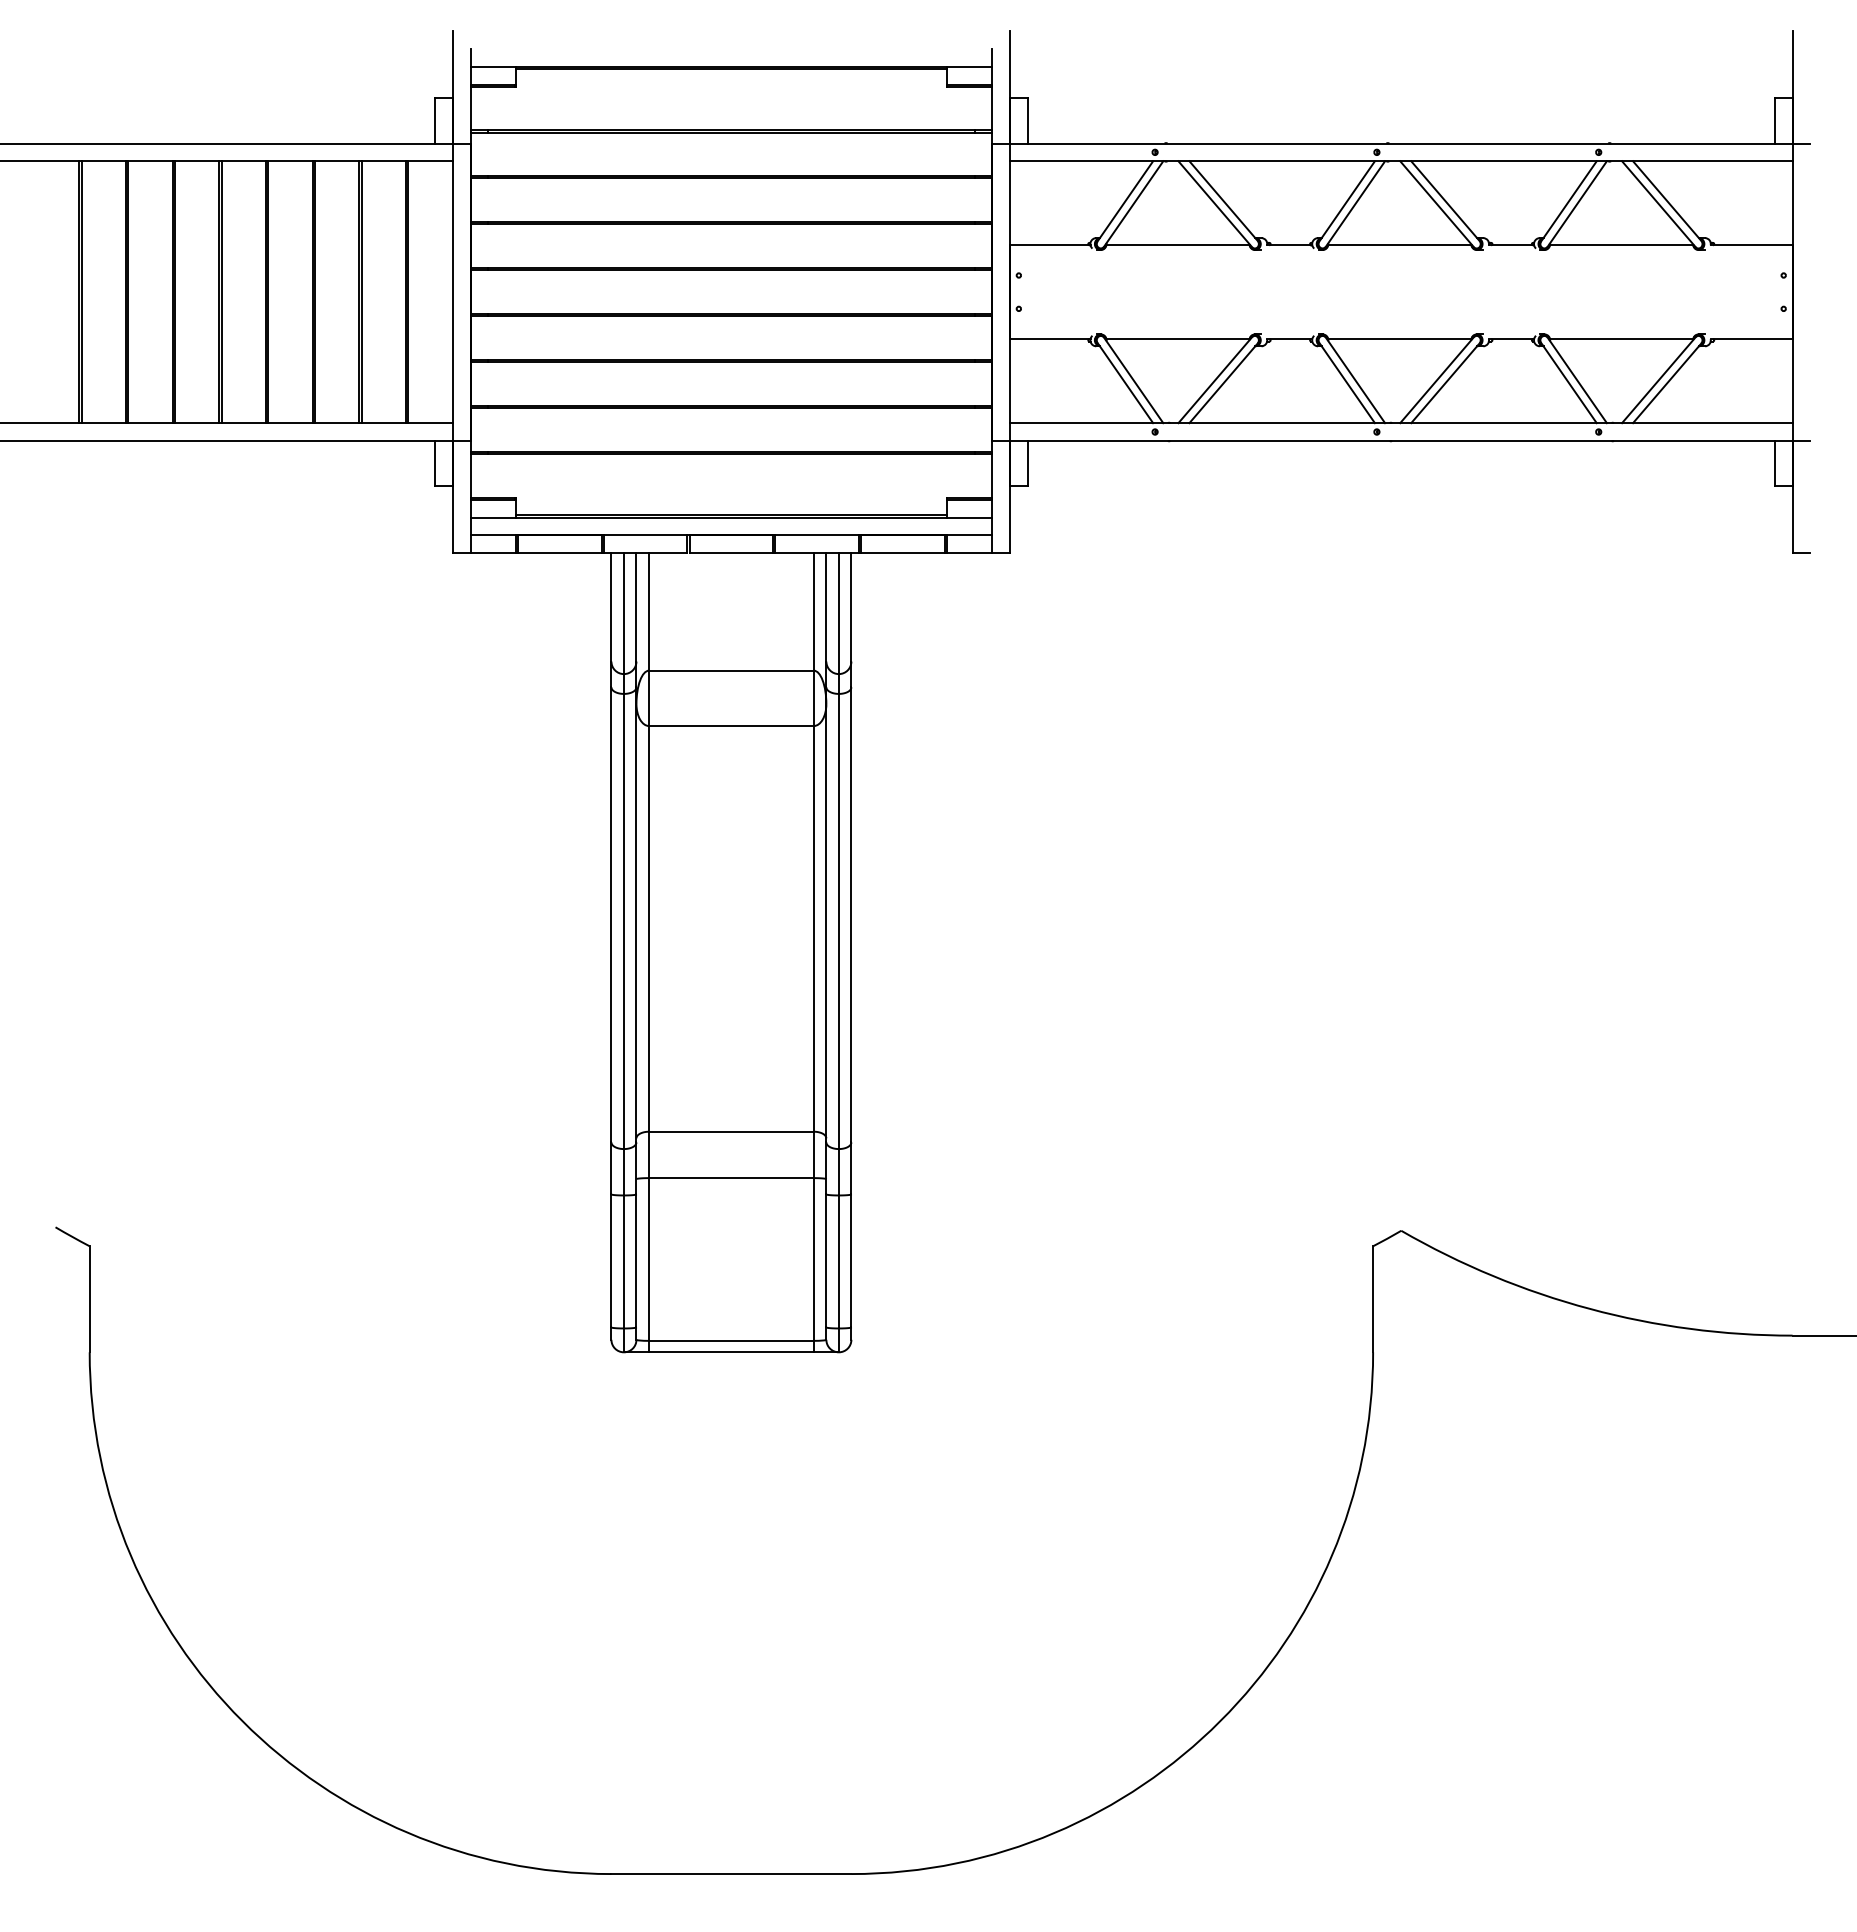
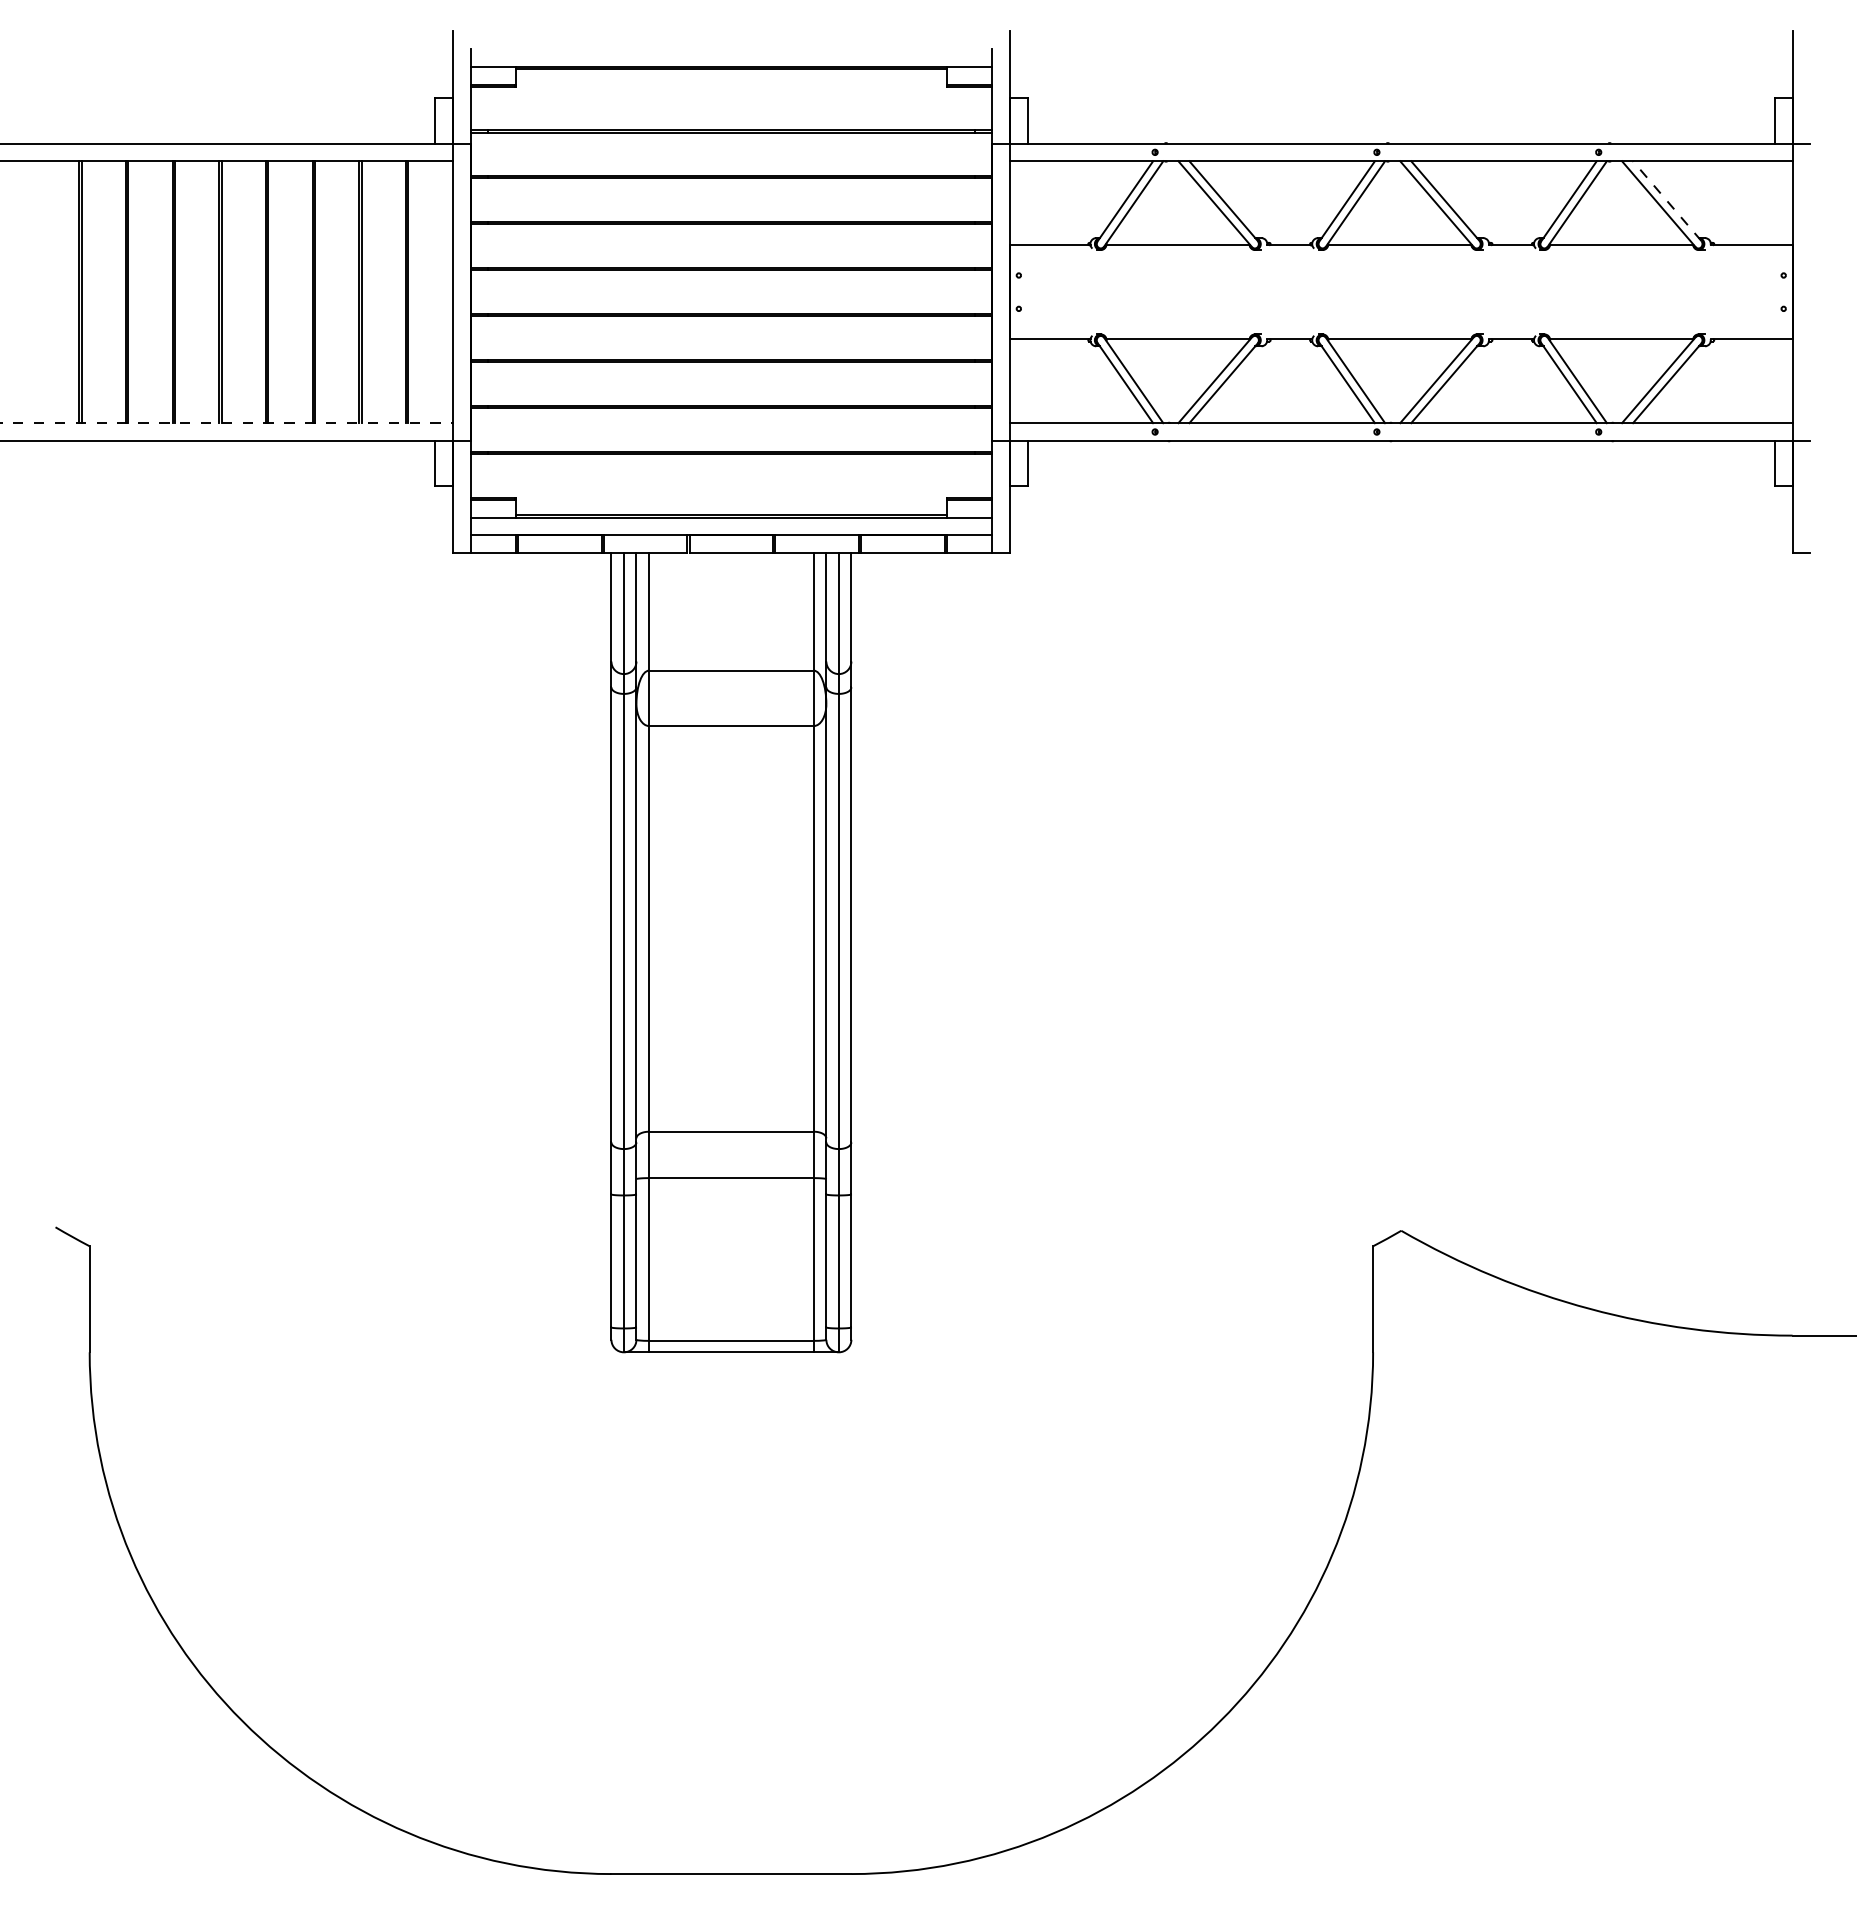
line: solid -> dashed (1667, 201)
line: solid -> dashed (226, 423)
